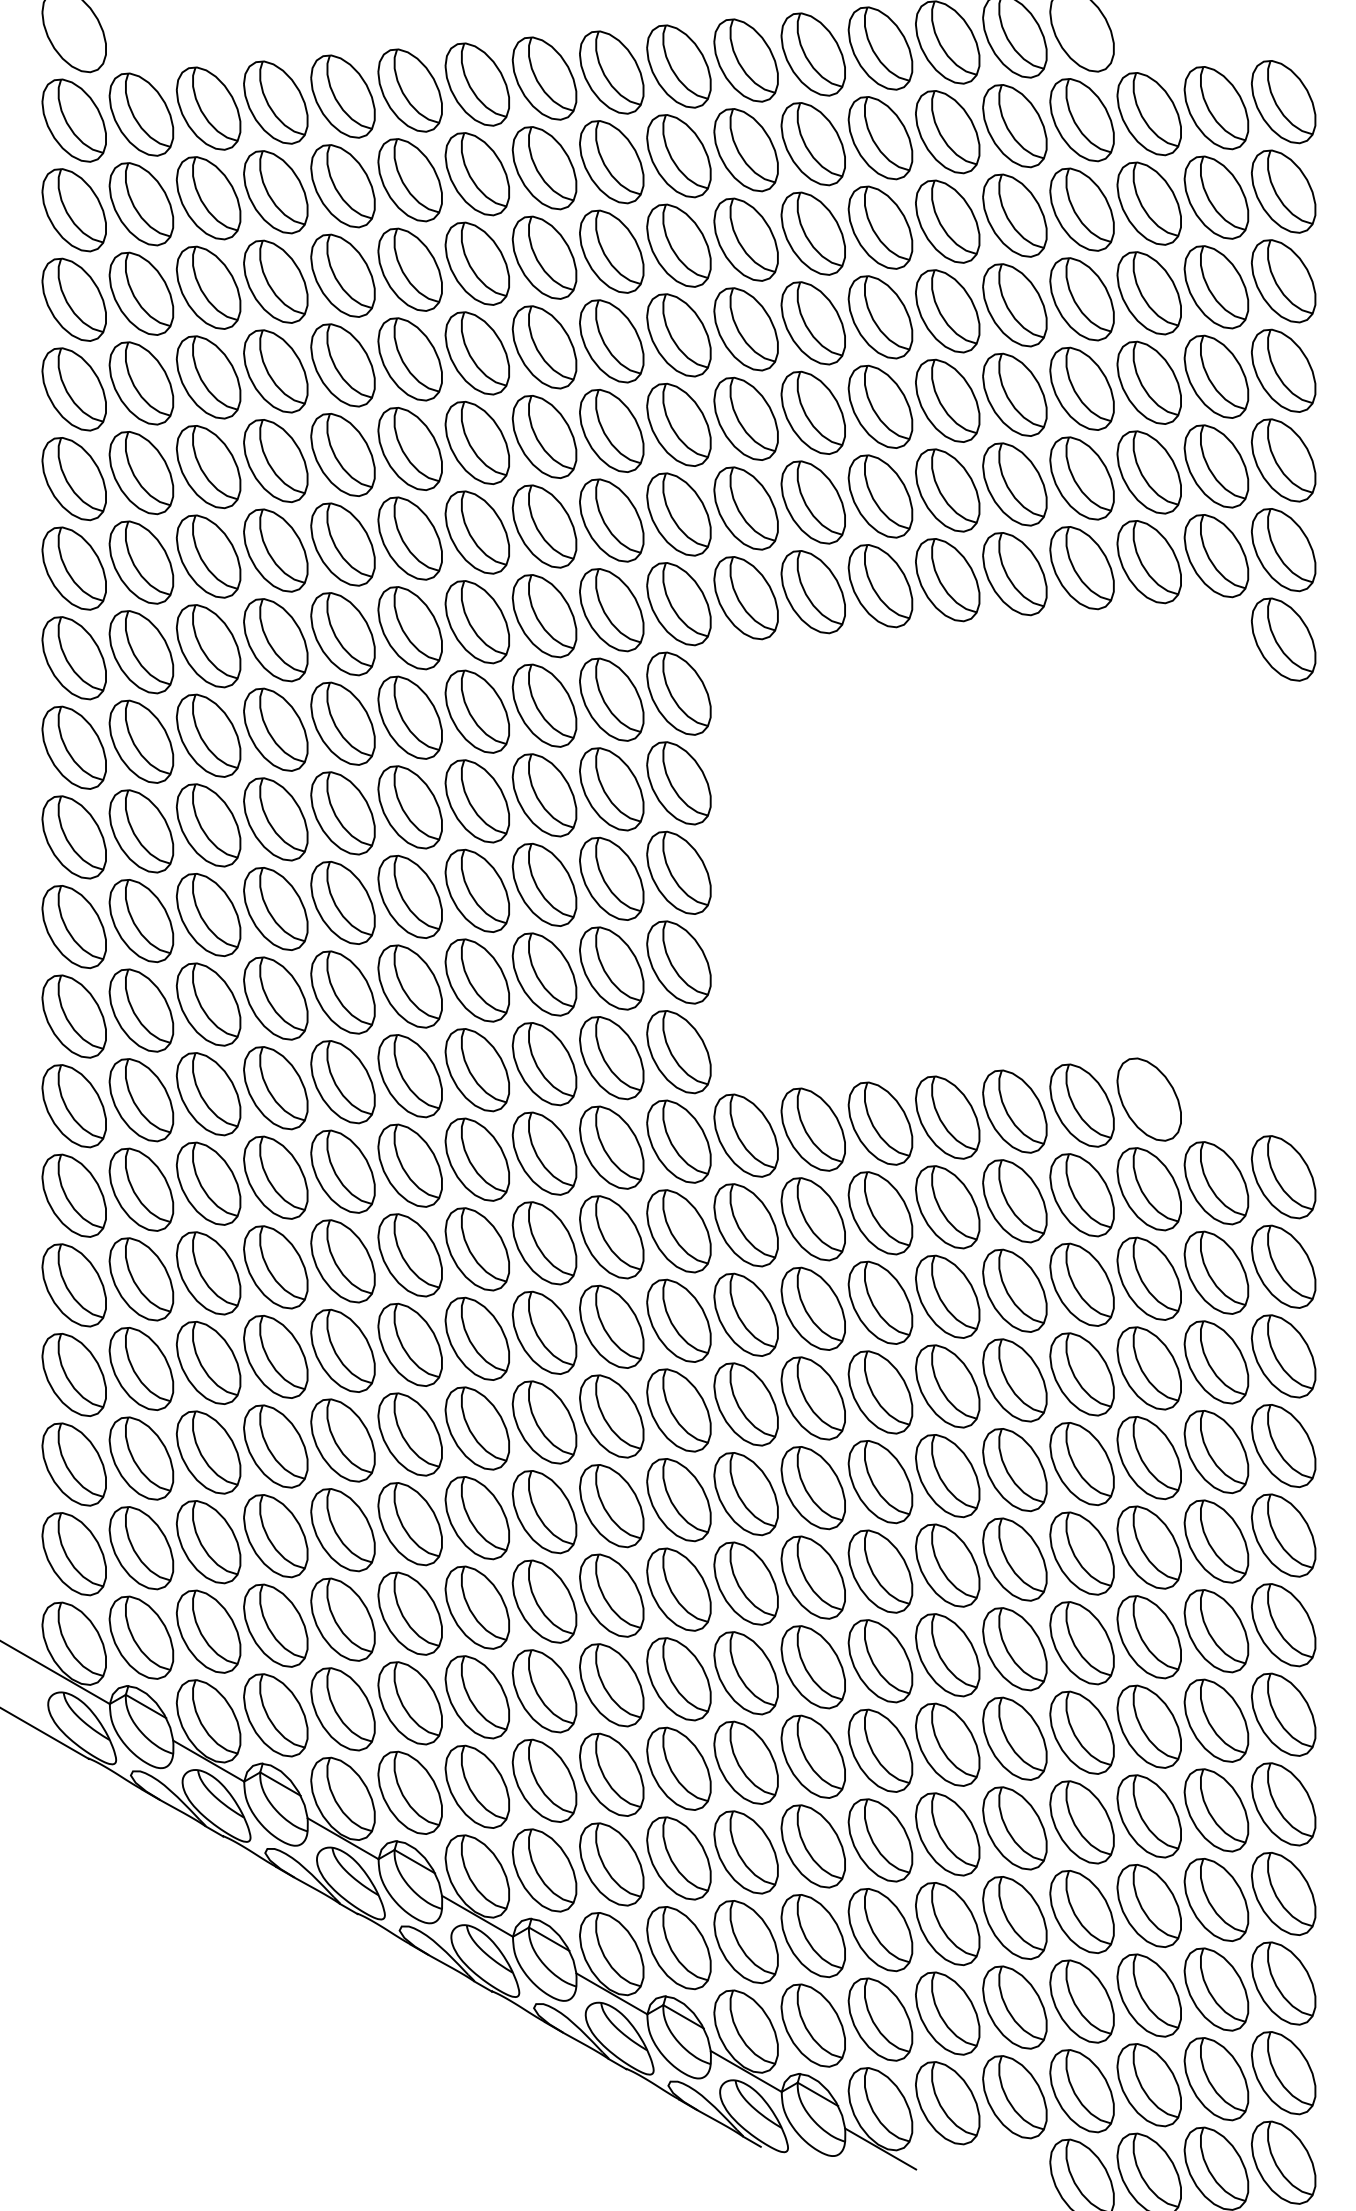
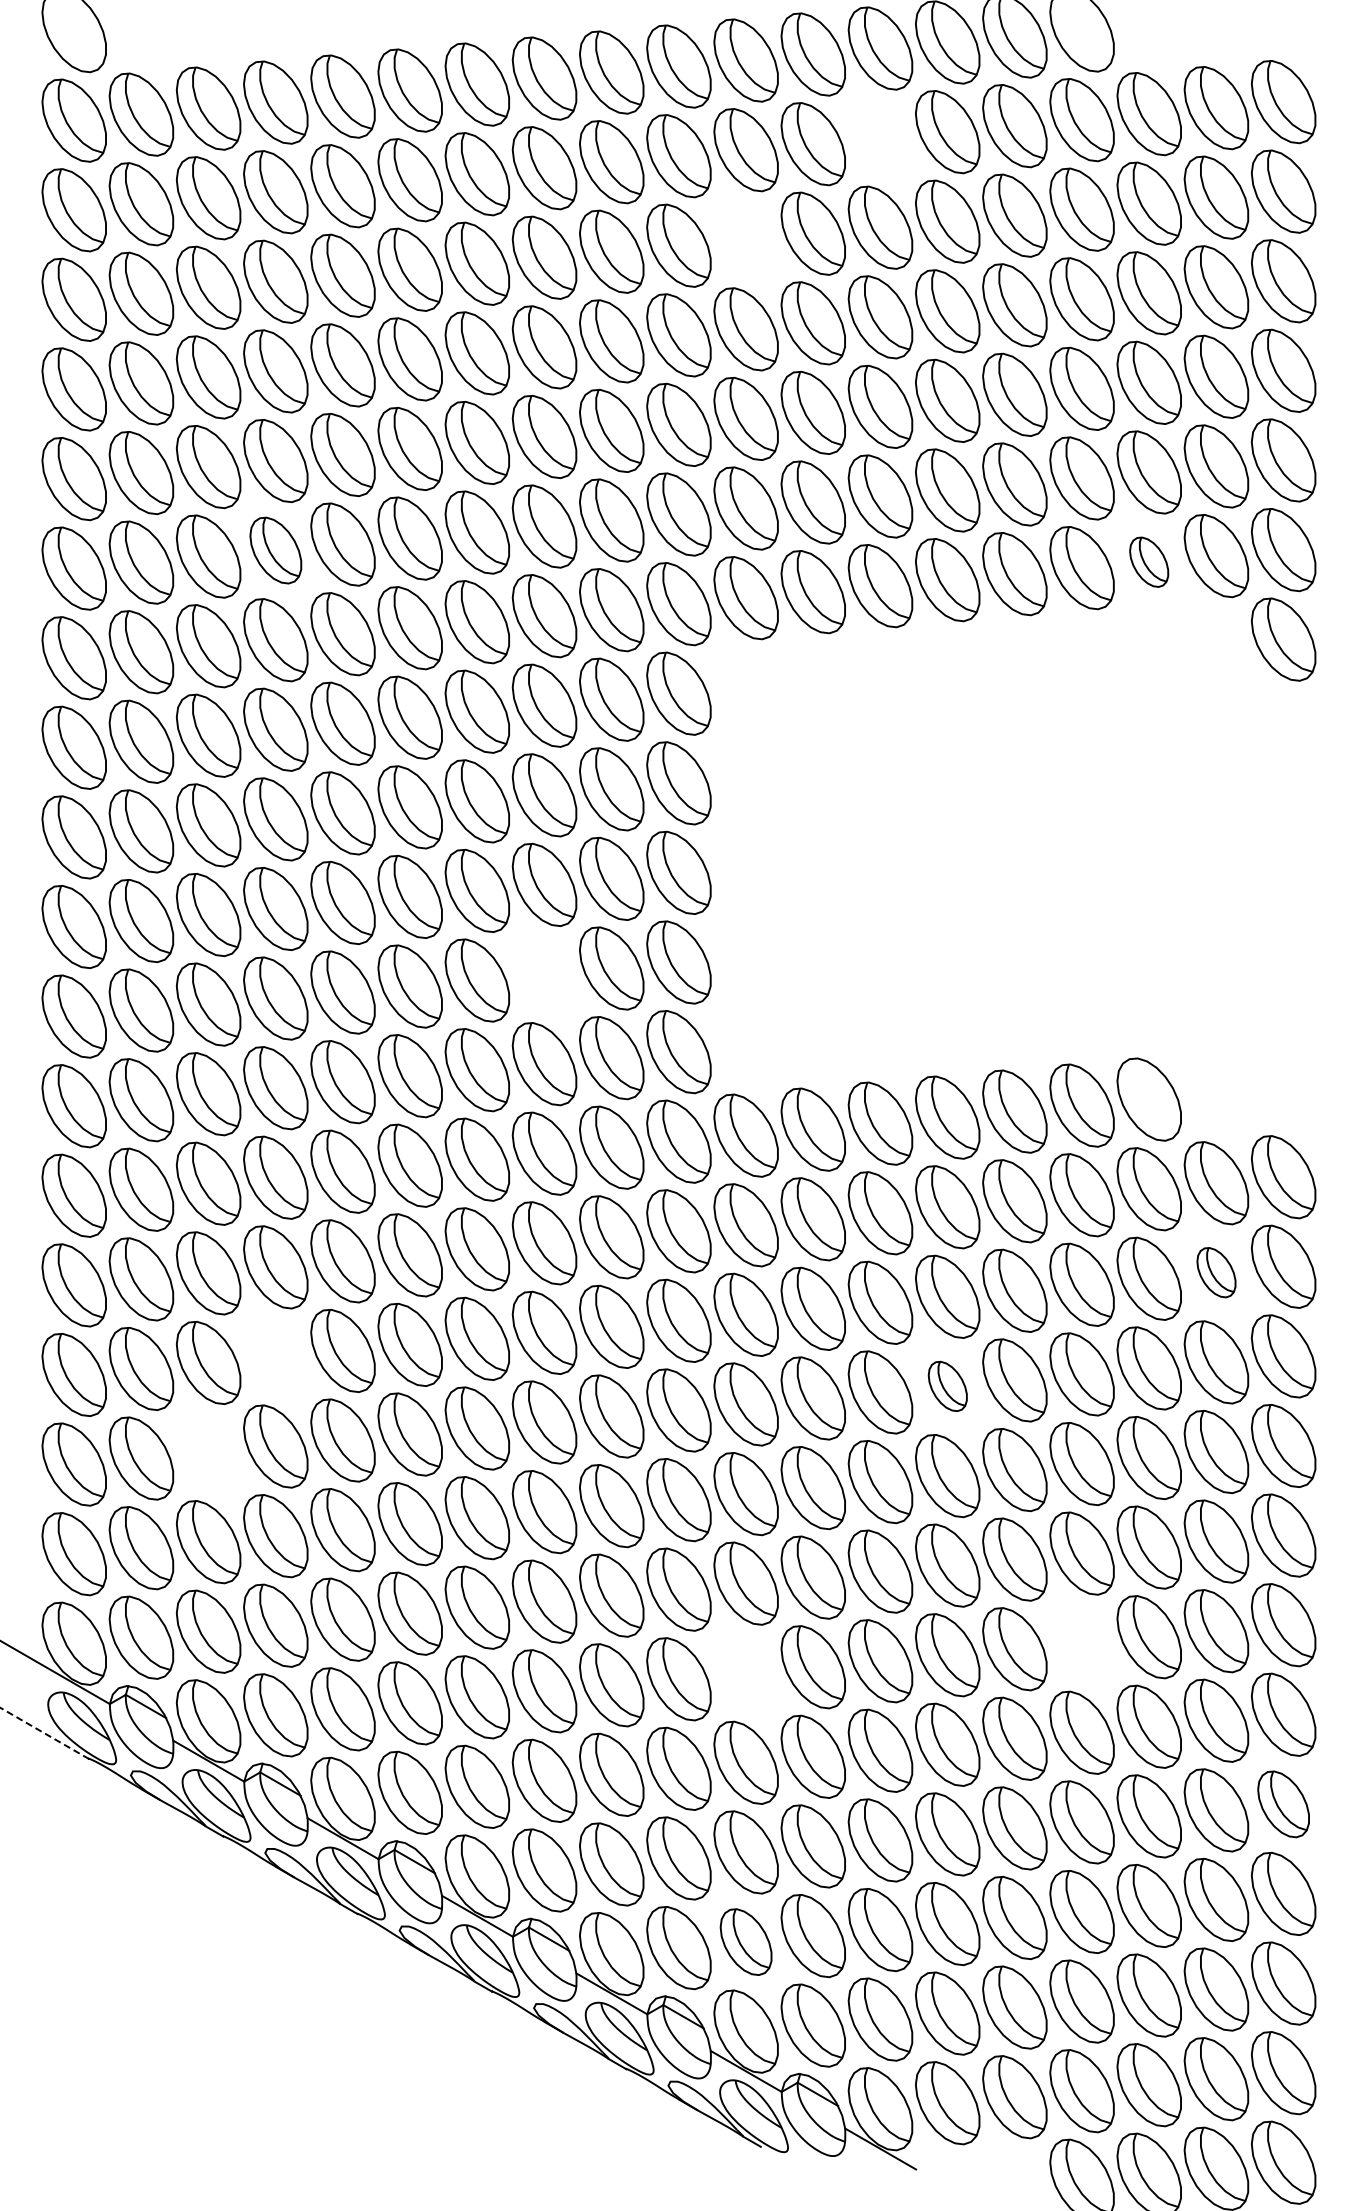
part: present -> none (880, 138)
part: present -> none (745, 239)
part size: 66x85 px -> 54x69 px (275, 550)
part size: 66x85 px -> 41x52 px (1149, 561)
part: present -> none (544, 974)
part size: 67x85 px -> 41x52 px (1216, 1272)
part: present -> none (275, 1356)
part size: 66x85 px -> 41x53 px (947, 1386)
part: present -> none (208, 1452)
part: present -> none (1081, 1643)
part: present -> none (745, 1673)
line: solid -> dashed (44, 1733)
part size: 67x85 px -> 53x69 px (1283, 1804)
part size: 66x85 px -> 54x68 px (745, 1941)
